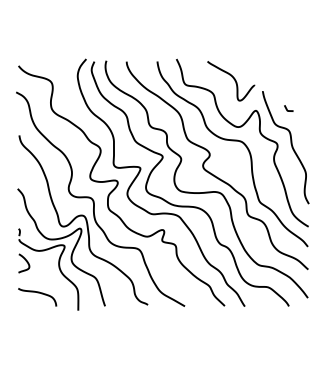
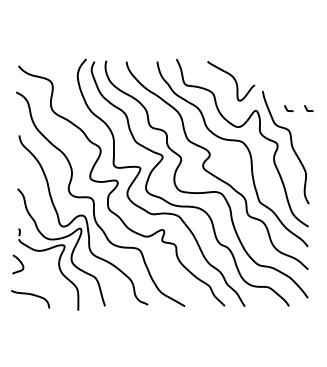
curve: none -> present (307, 108)
curve position: (25, 261) -> (19, 262) (19, 262)
curve position: (37, 293) -> (30, 295) (30, 295)
